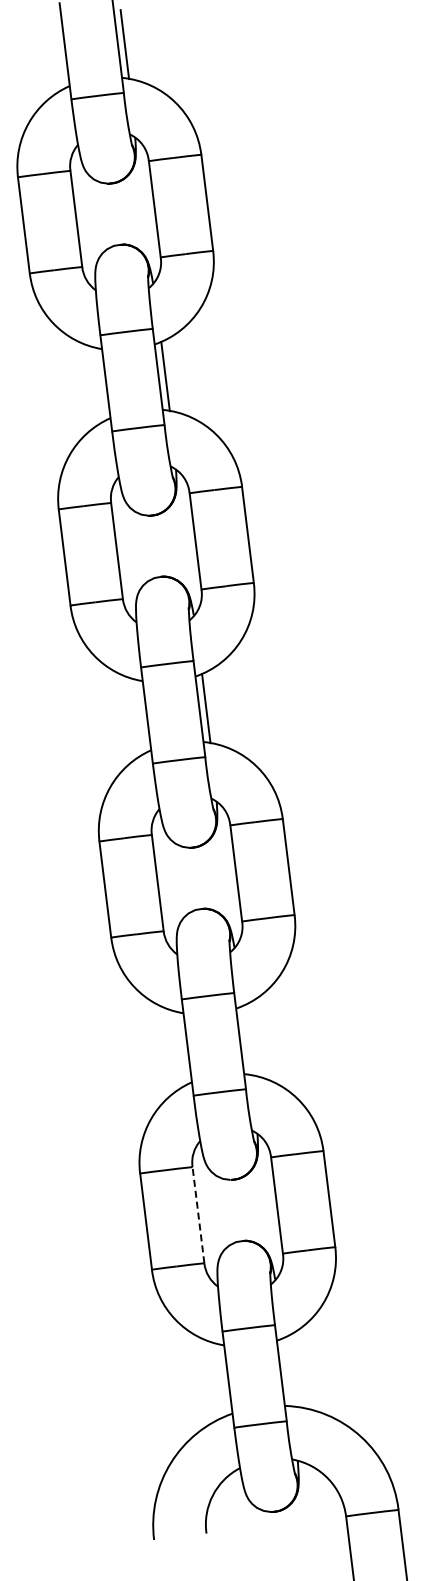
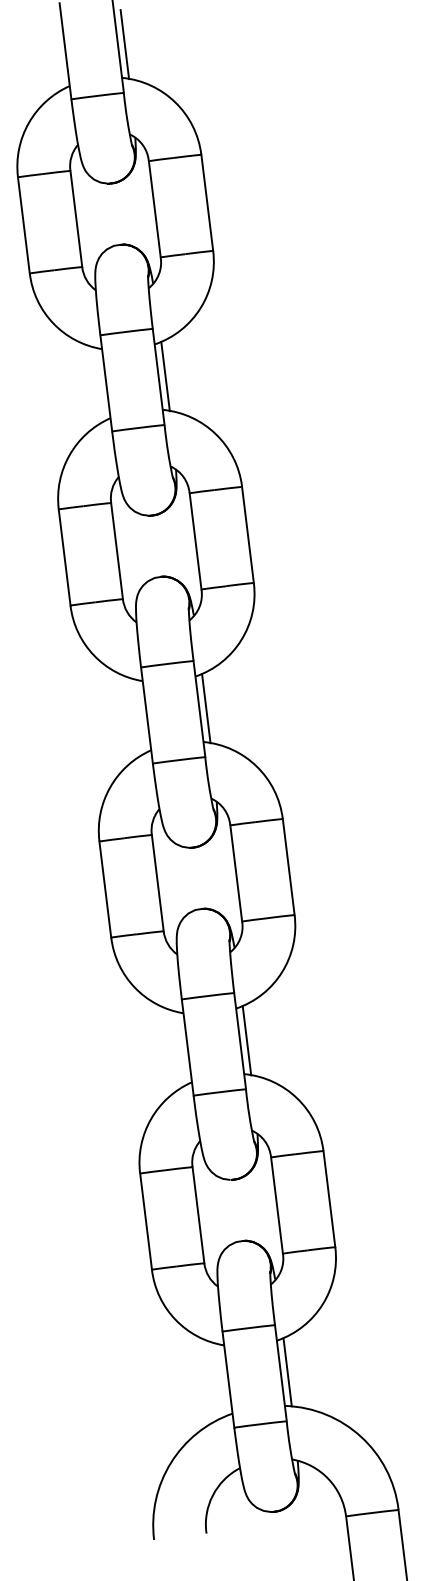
line: none -> present (246, 1040)
line: dashed -> solid (198, 1214)
line: none -> present (287, 1372)
